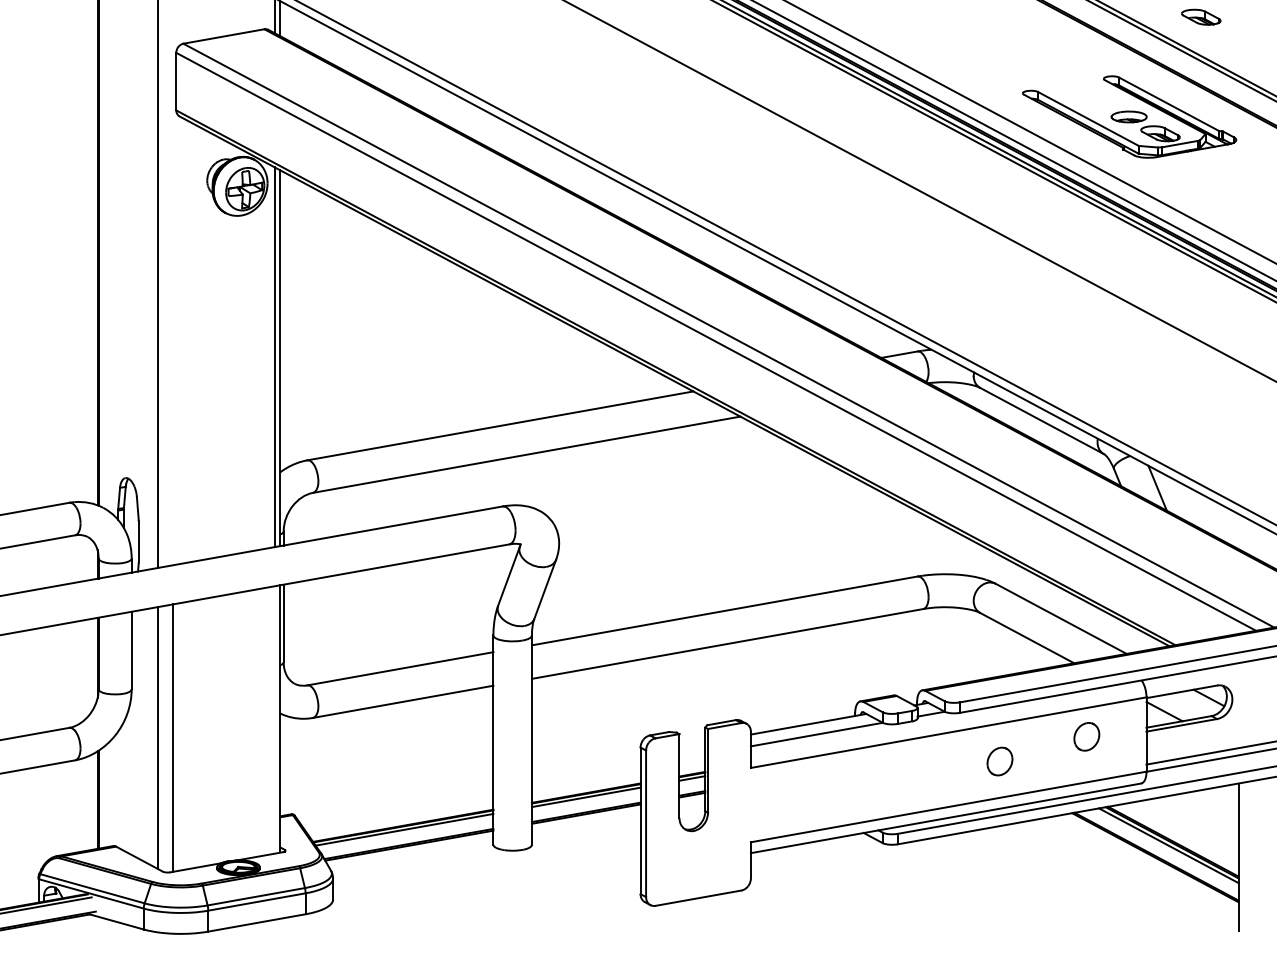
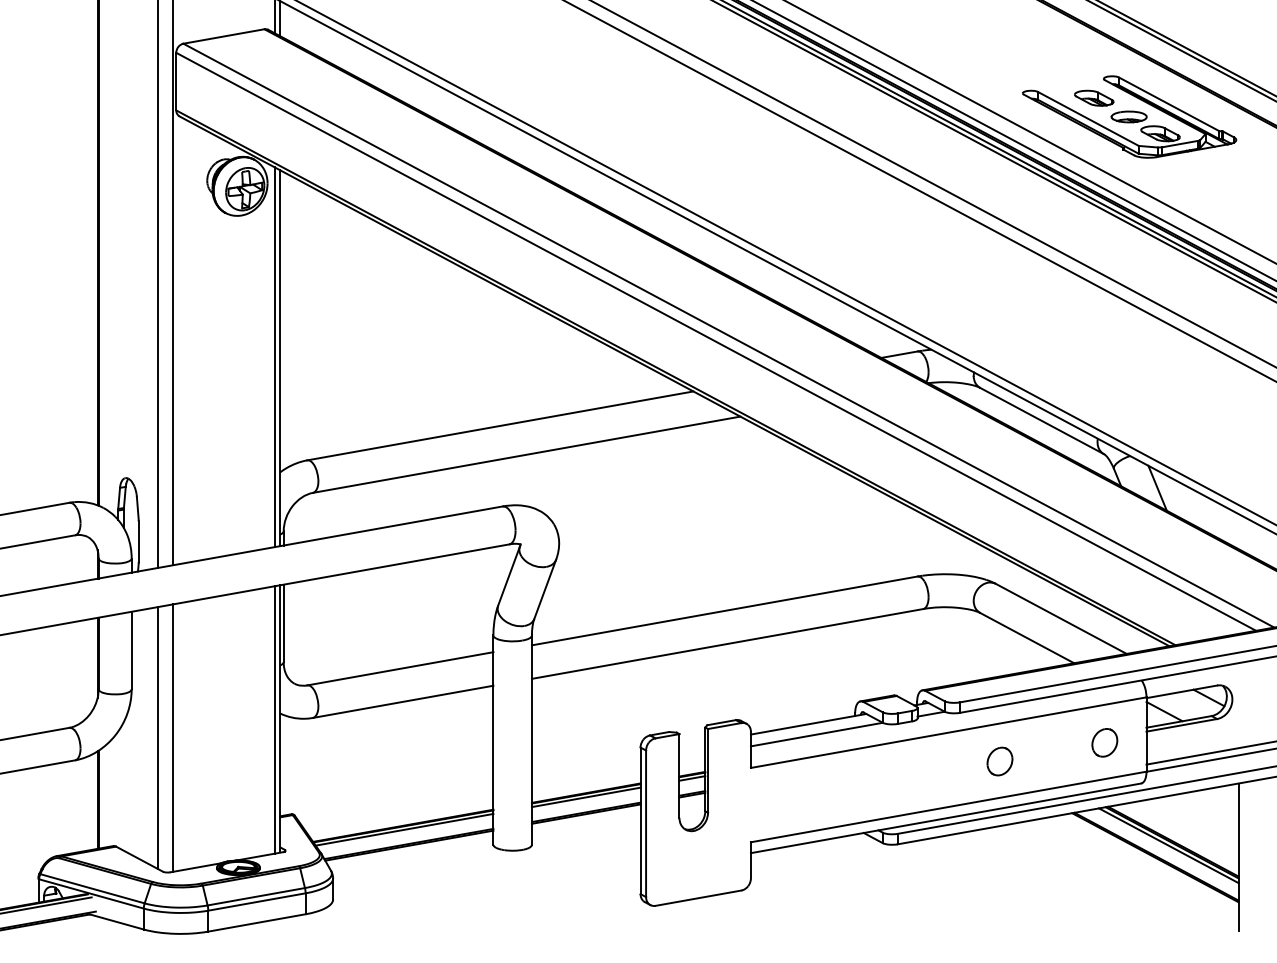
part position: (1201, 16) -> (1094, 97) (1094, 97)
line: none -> present (933, 184)
line: none -> present (172, 283)
line: none -> present (274, 719)
part position: (1086, 736) -> (1104, 742) (1104, 742)
